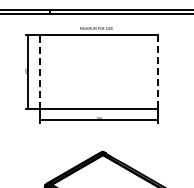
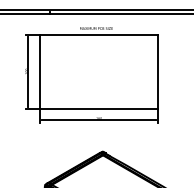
line: dashed -> solid (40, 71)
line: dashed -> solid (157, 71)
